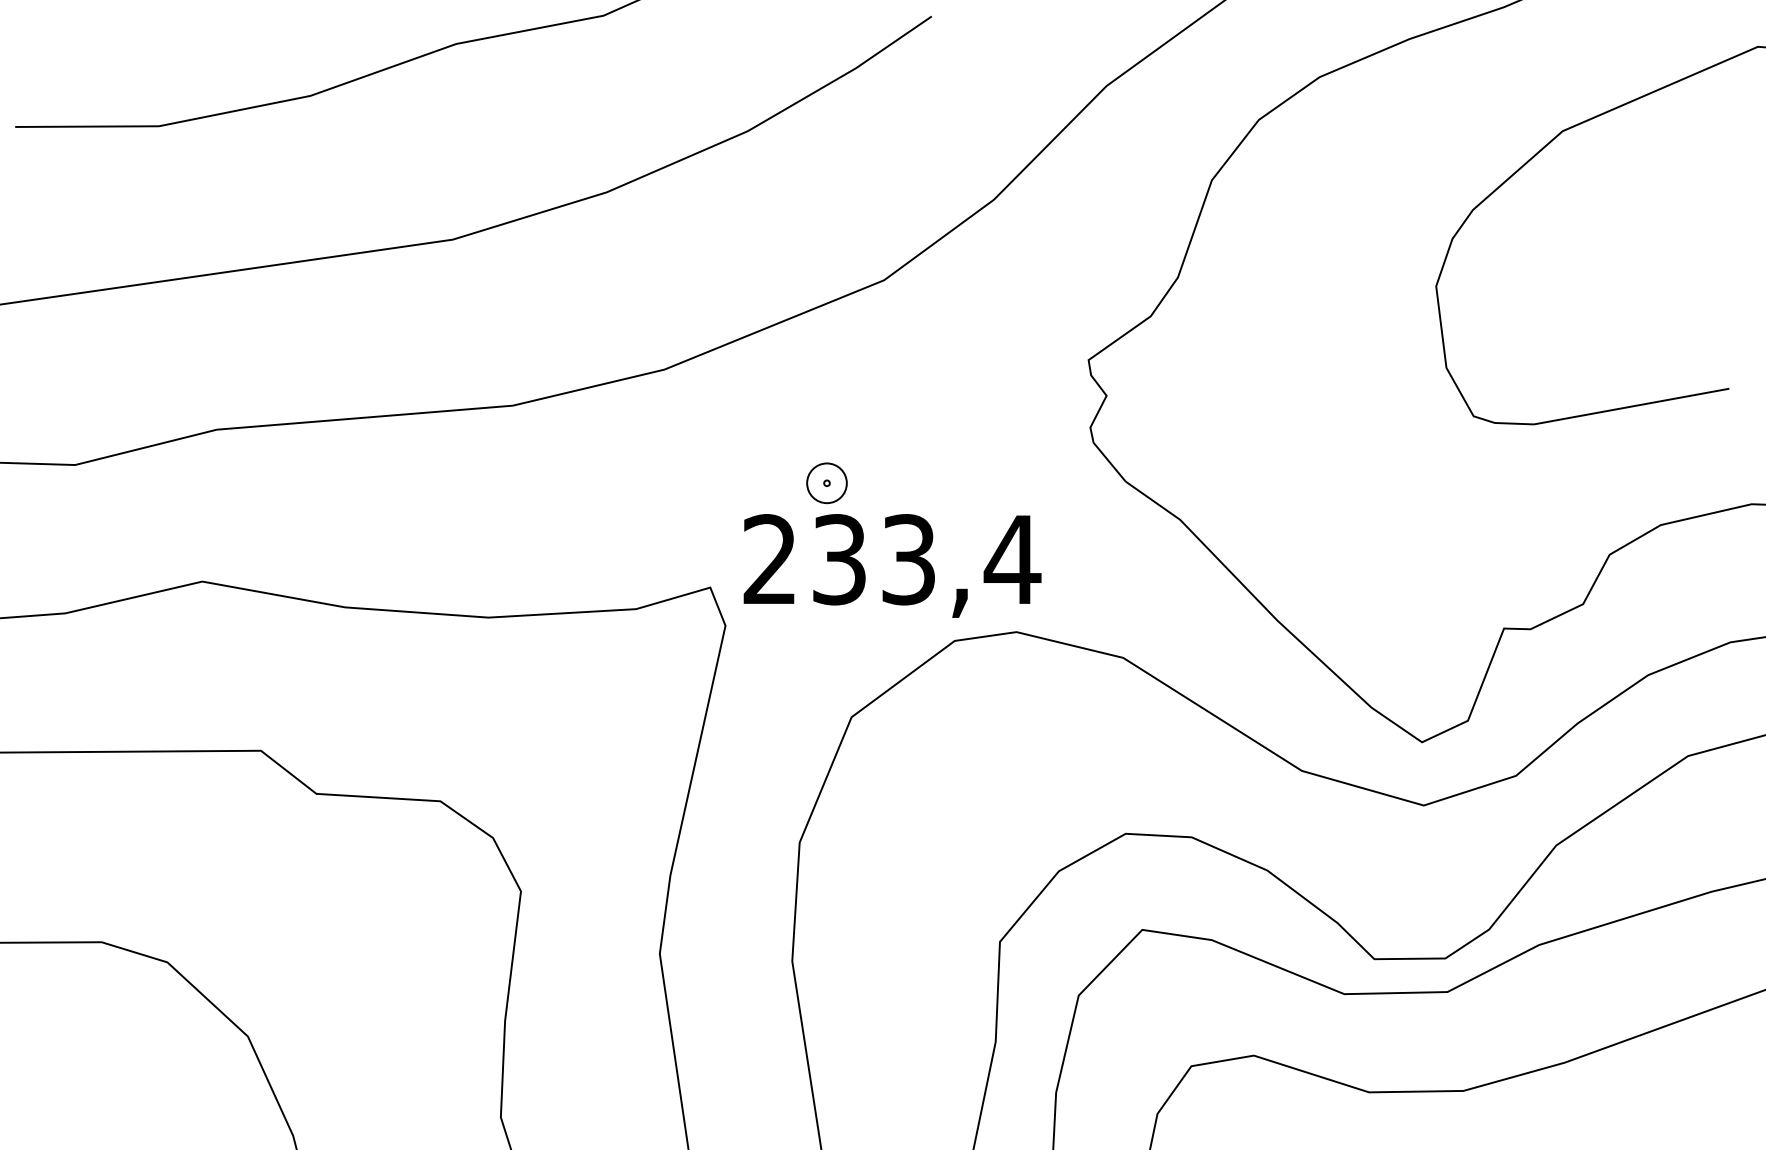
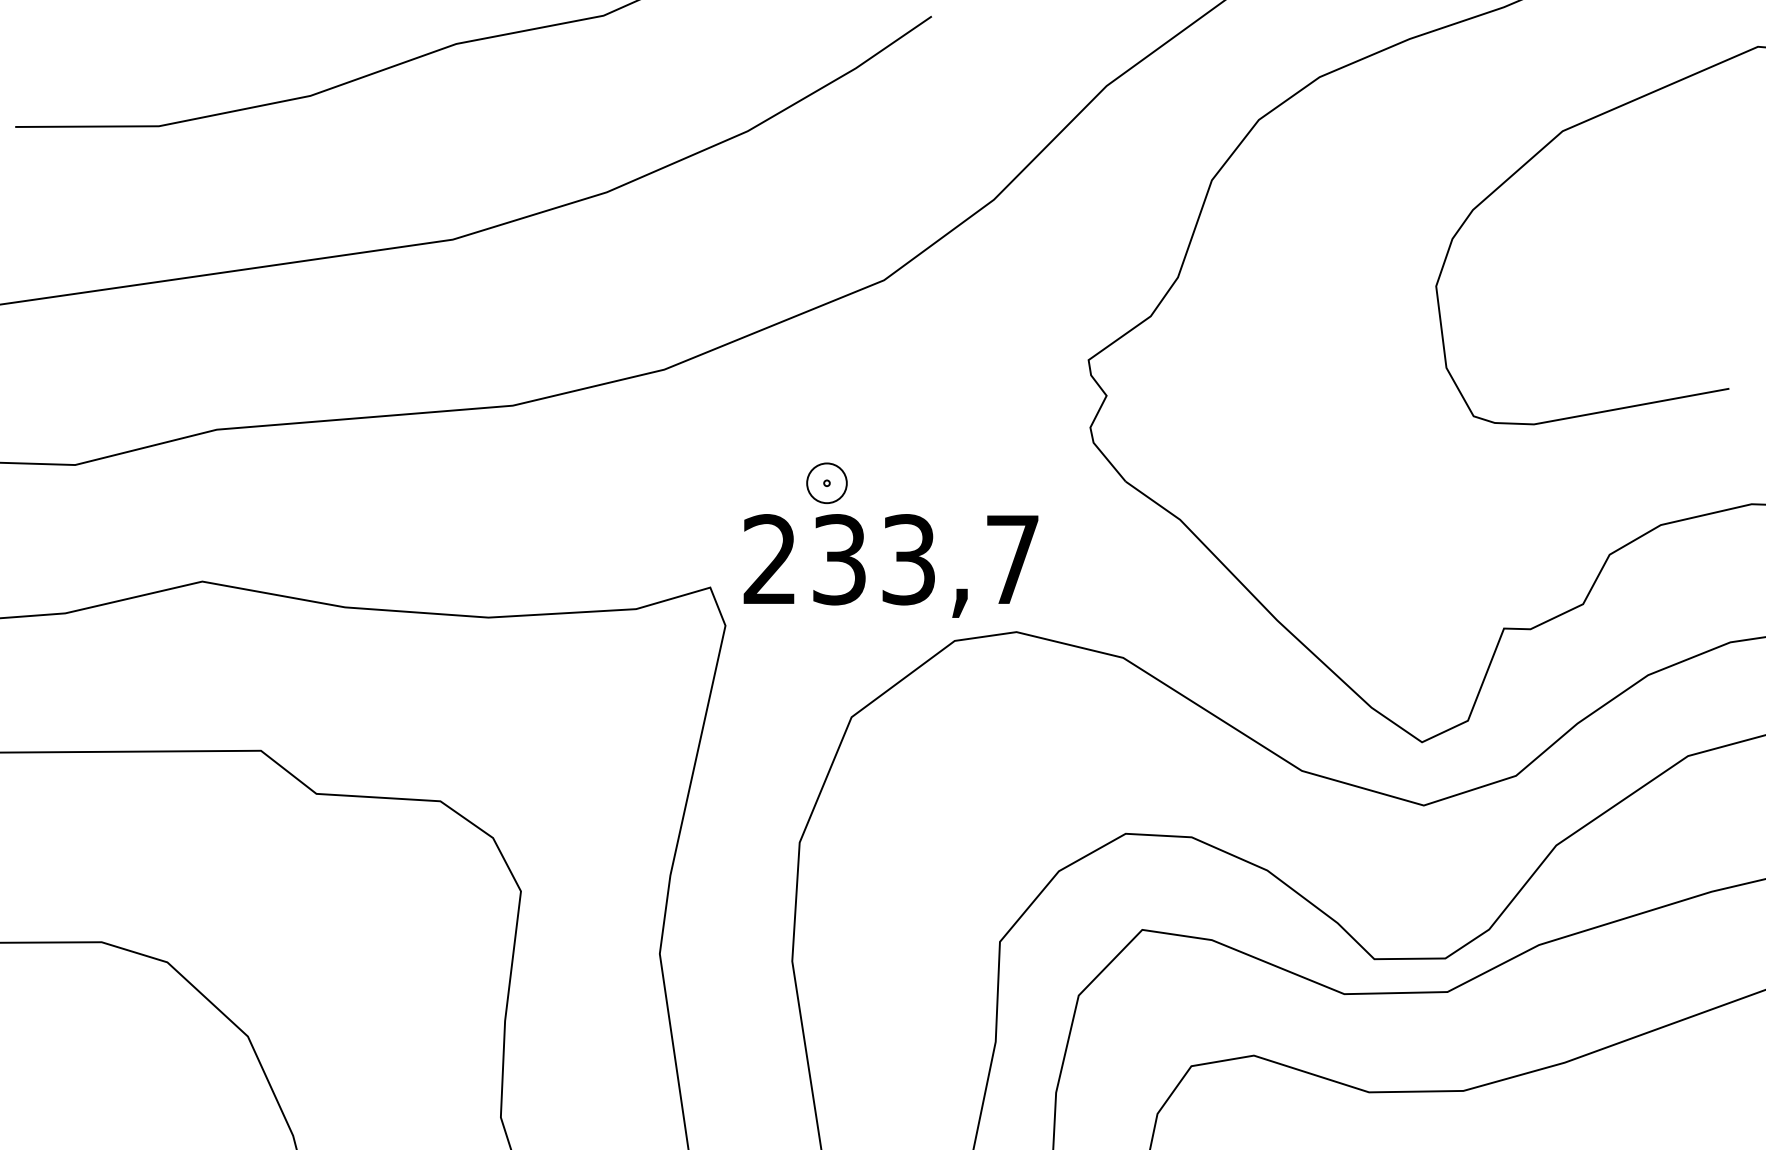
text: 233,4 -> 233,7 (1012, 559)
